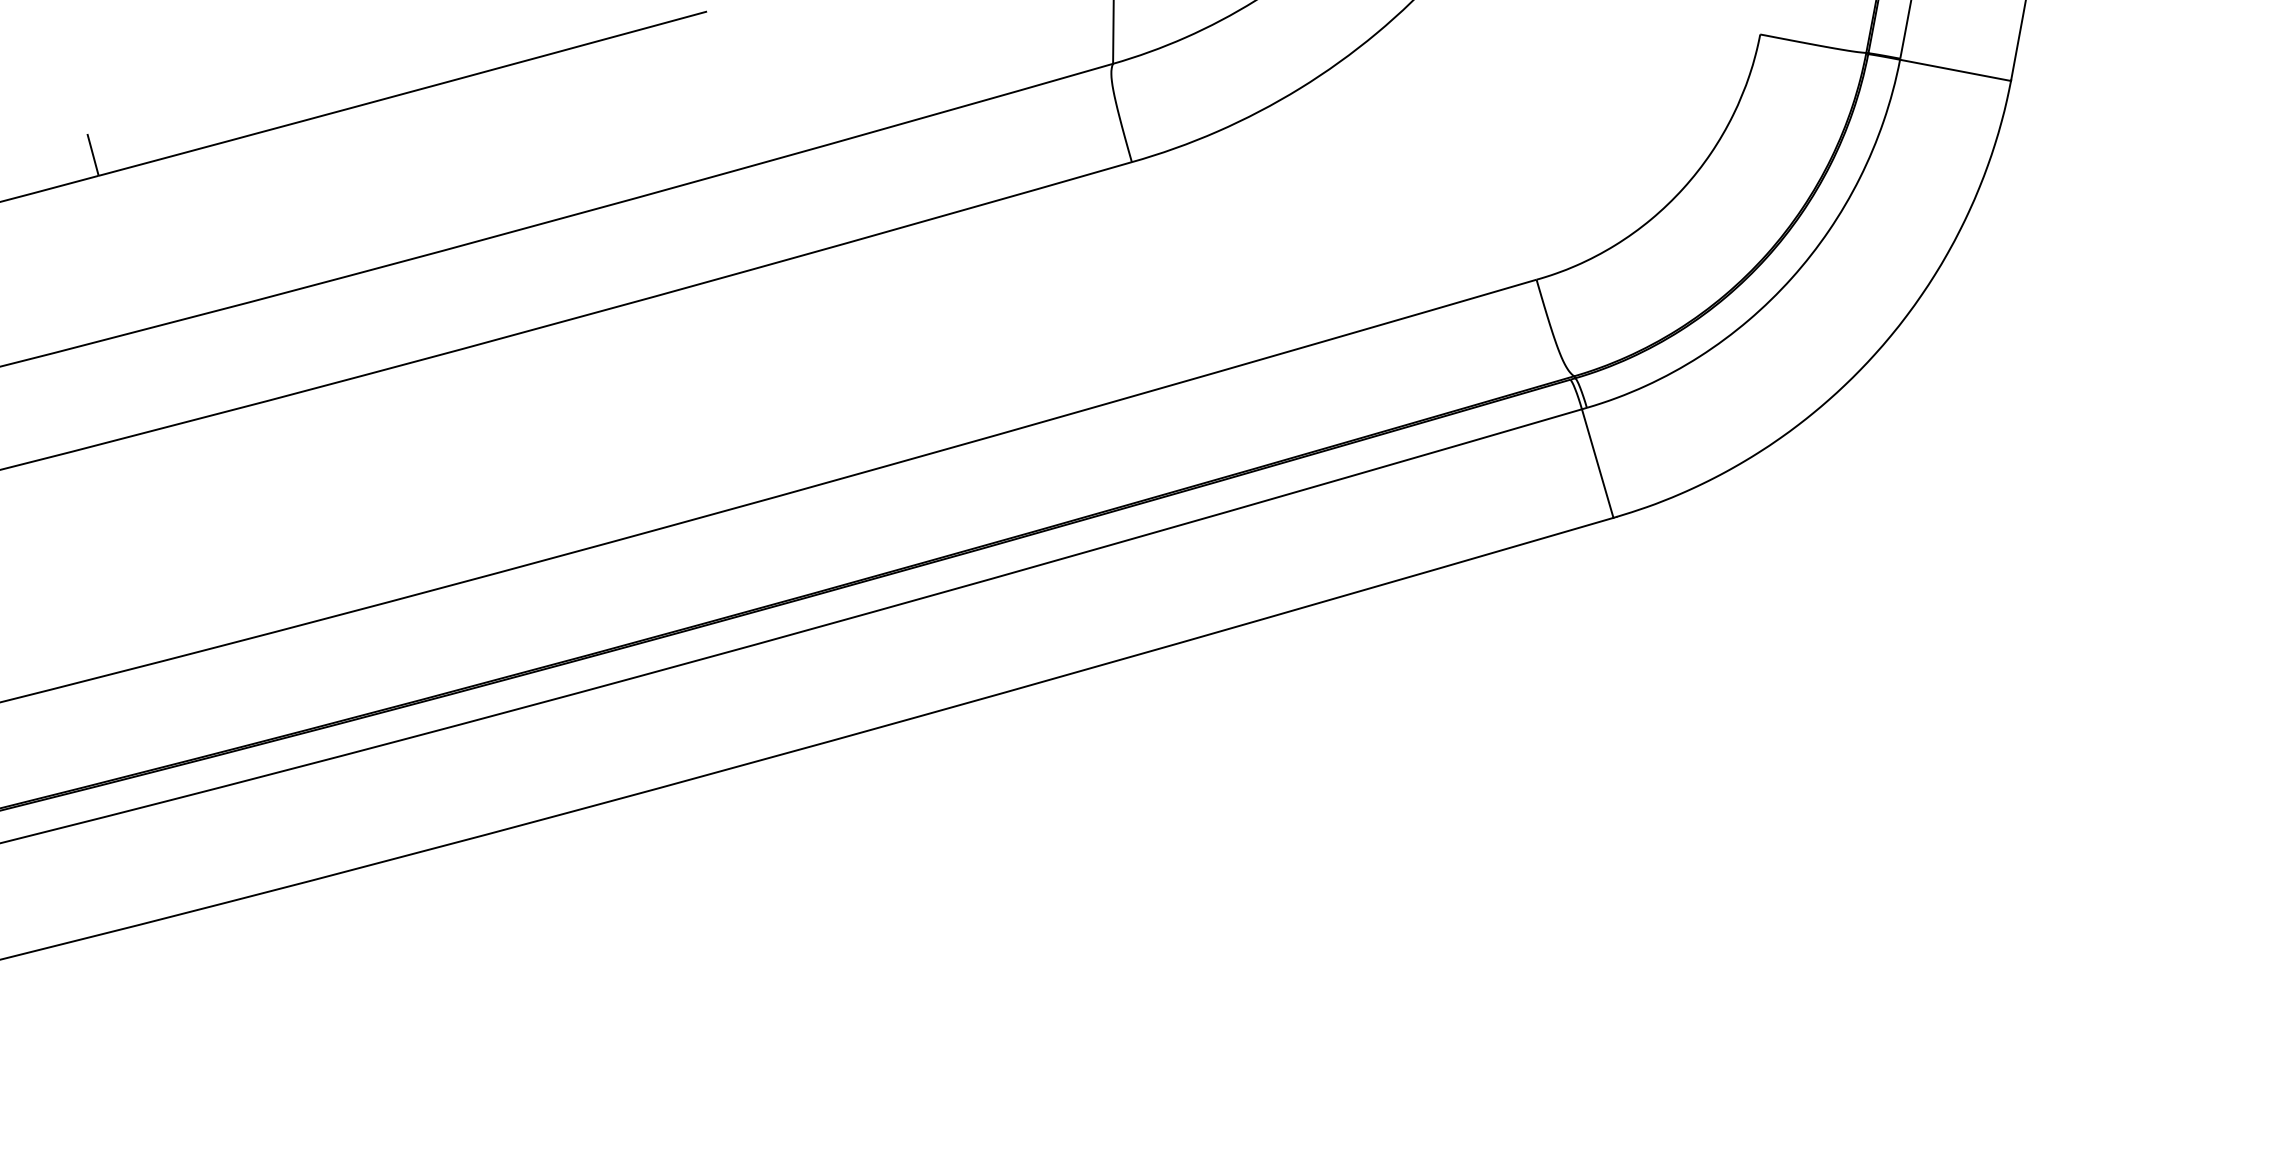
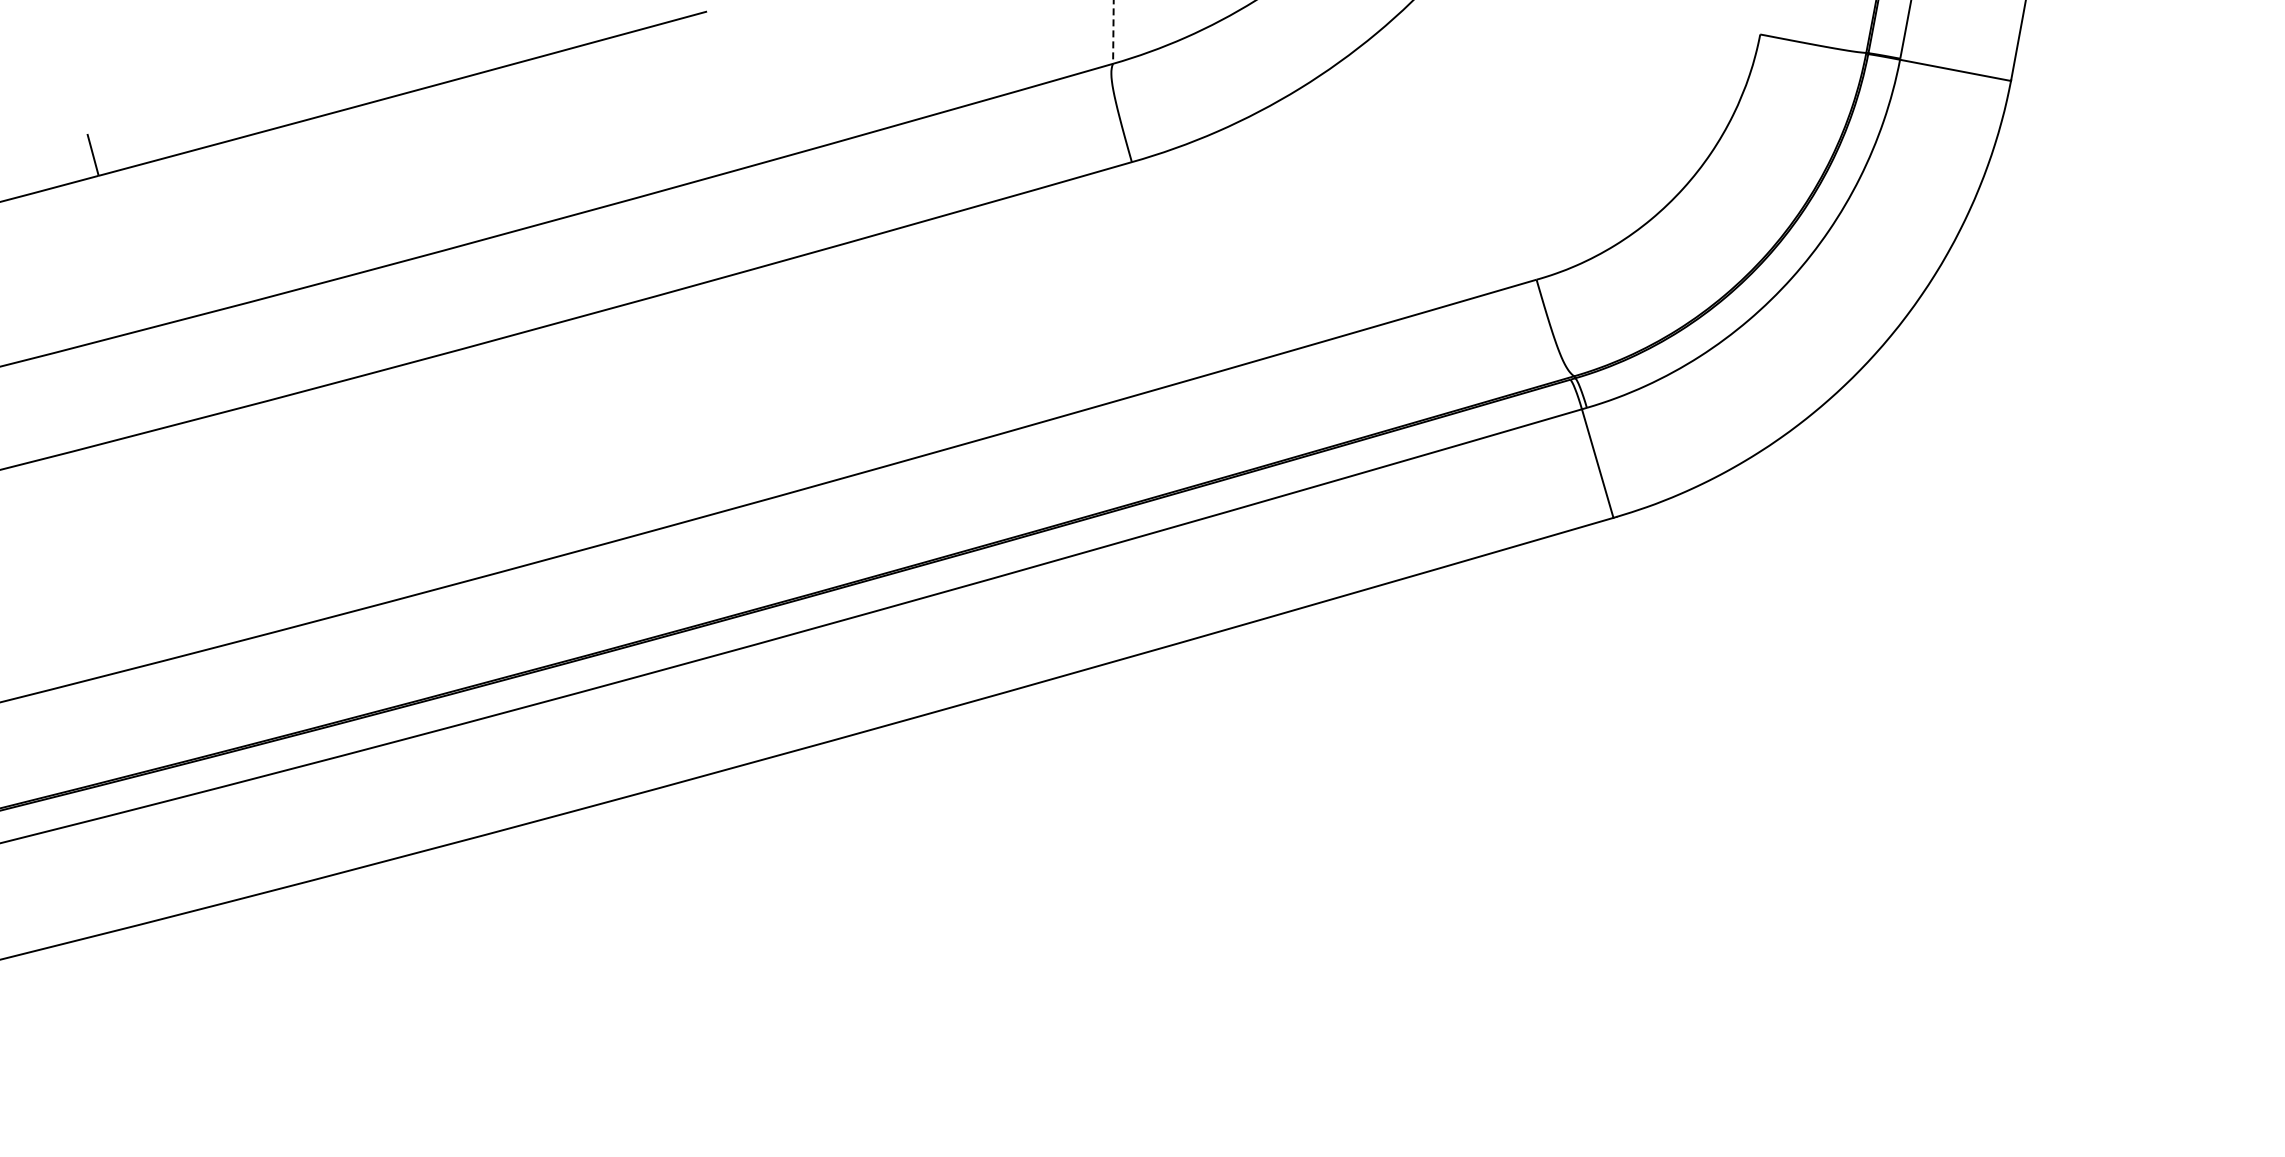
line: solid -> dashed (1113, 31)
